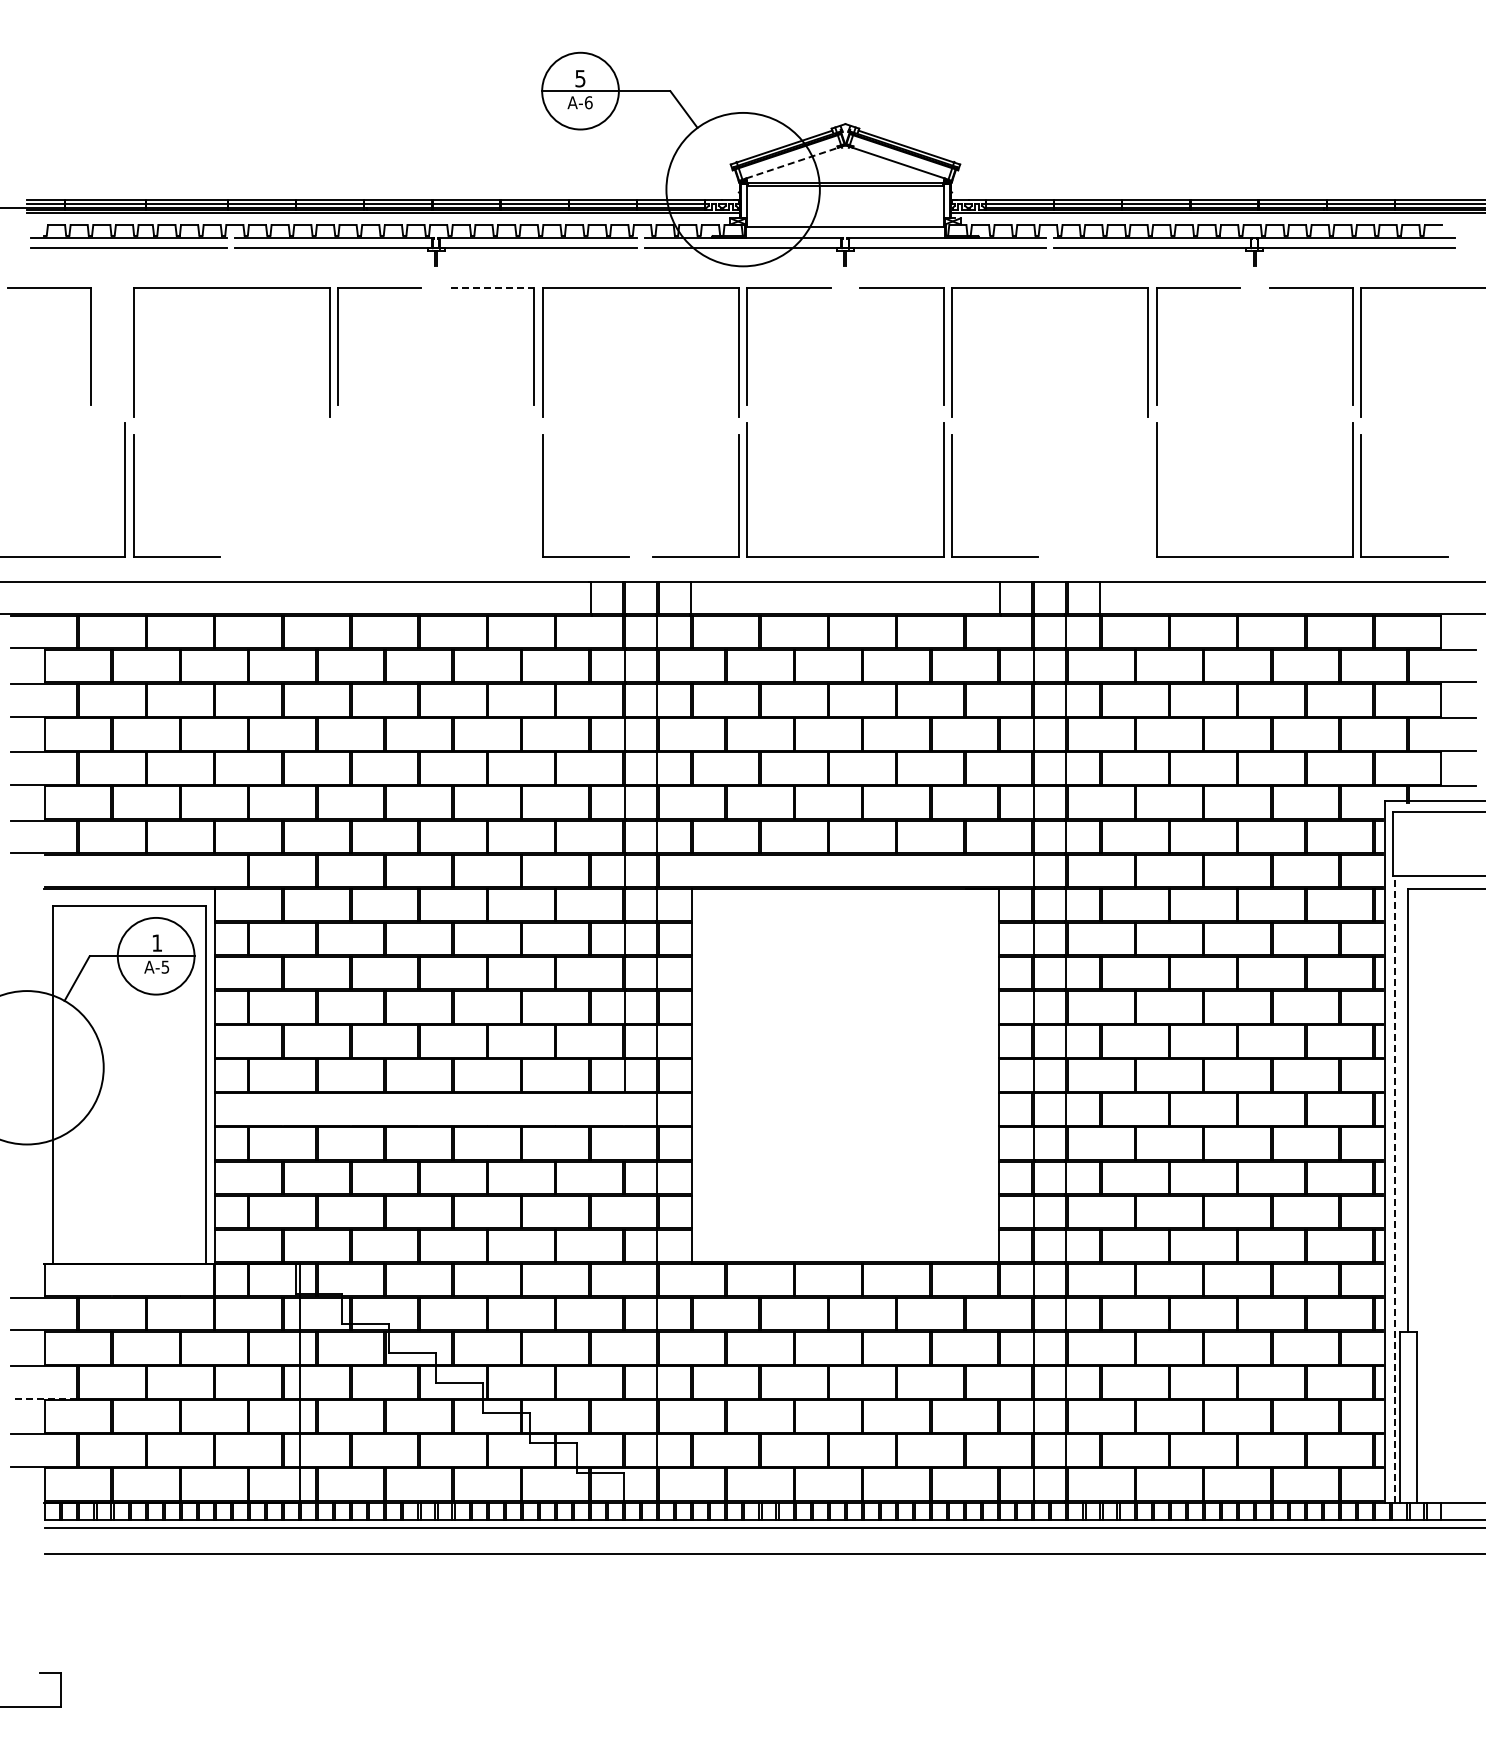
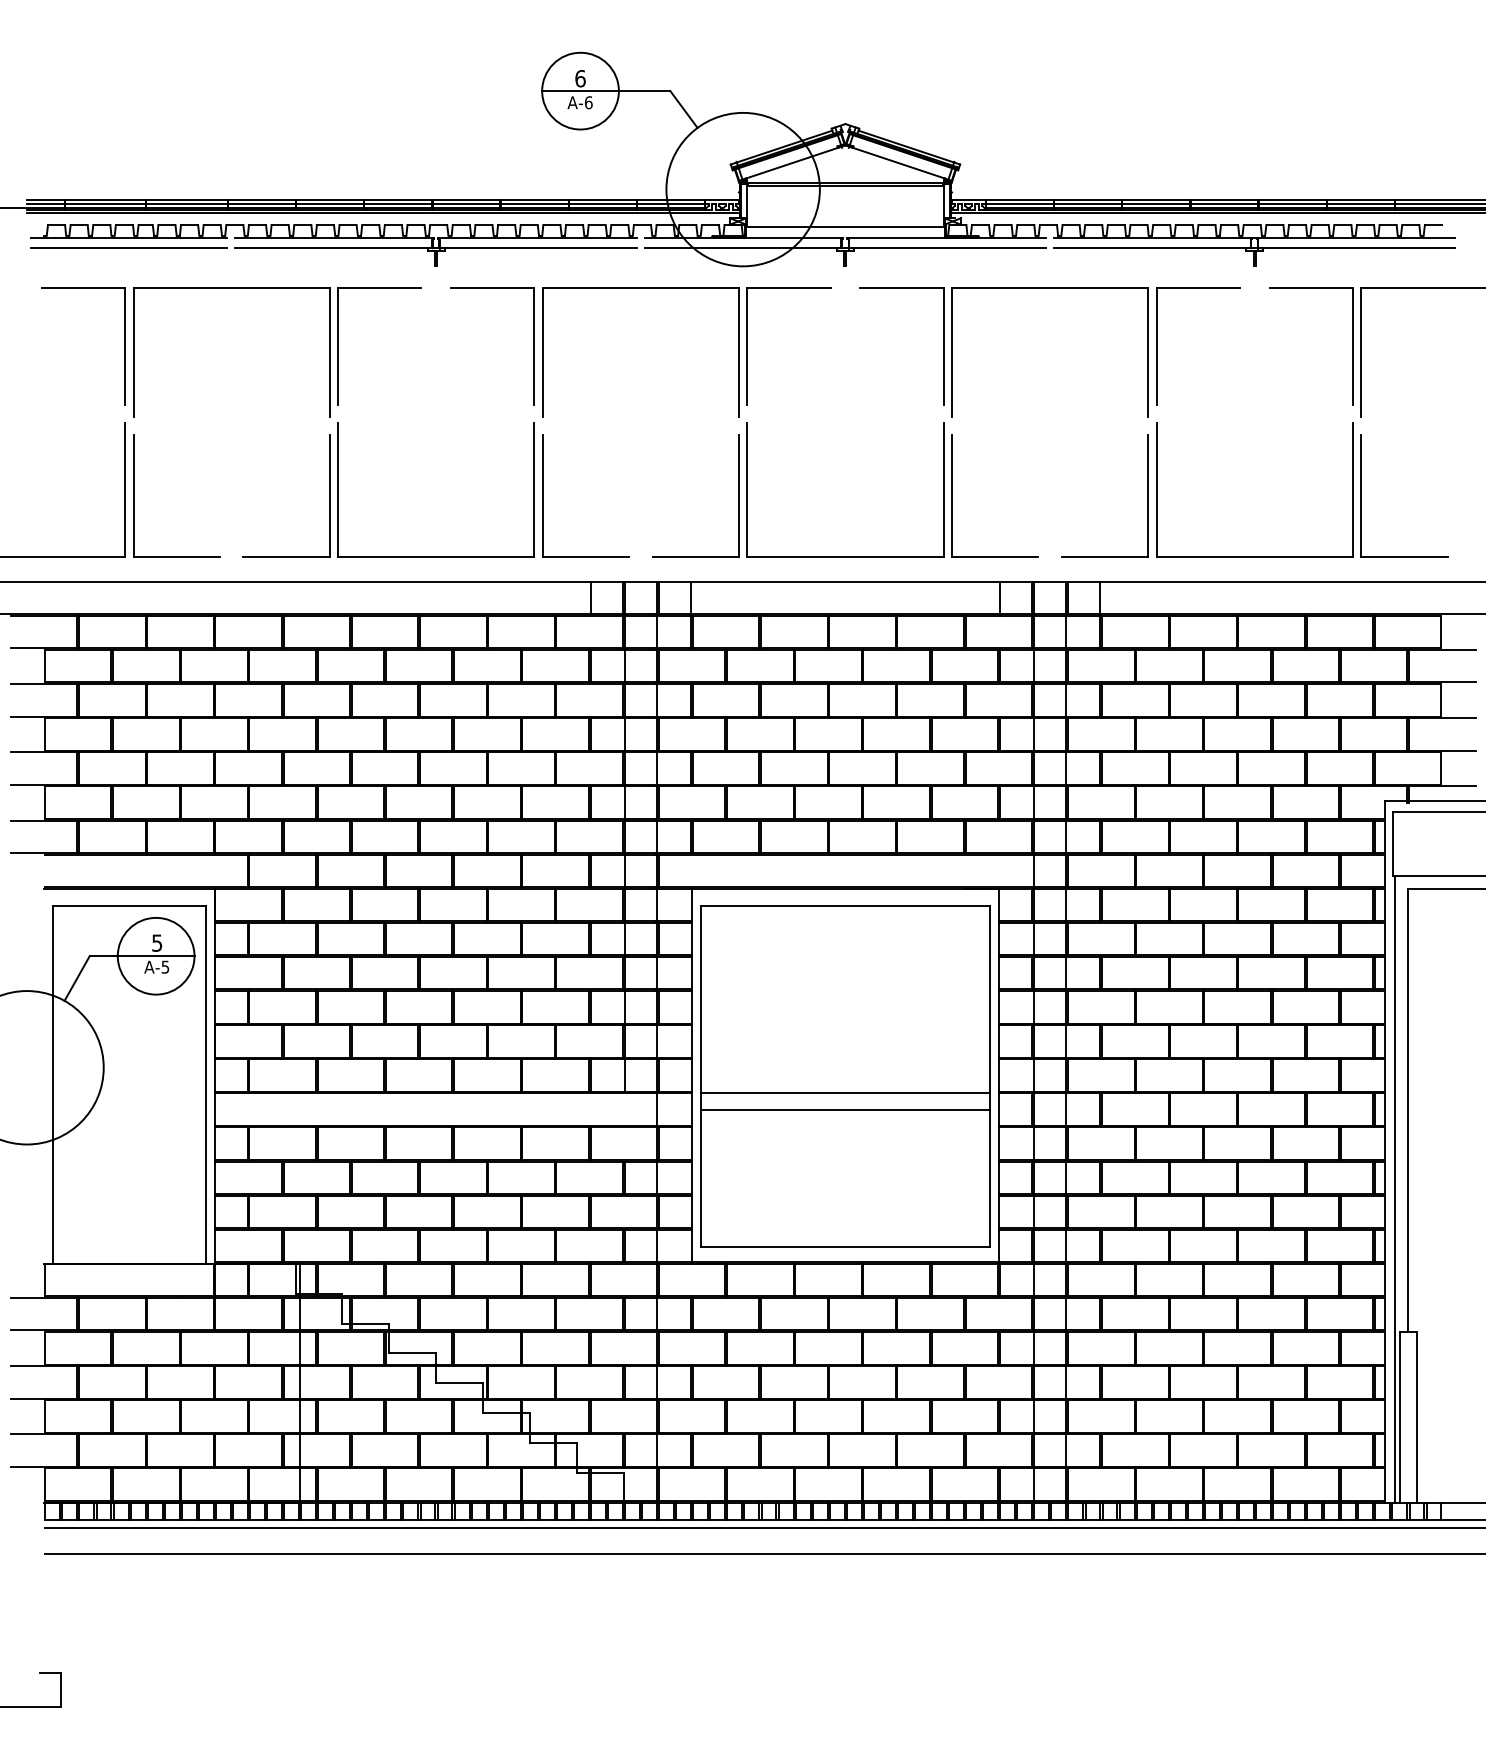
text: 5 -> 6 (580, 78)
line: dashed -> solid (792, 163)
line: dashed -> solid (492, 287)
part position: (90, 346) -> (124, 346) (124, 346)
part: none -> present (338, 489)
part: none -> present (1147, 495)
text: 1 -> 5 (157, 942)
part: none -> present (845, 1076)
line: dashed -> solid (1395, 1188)
line: dashed -> solid (43, 1398)
